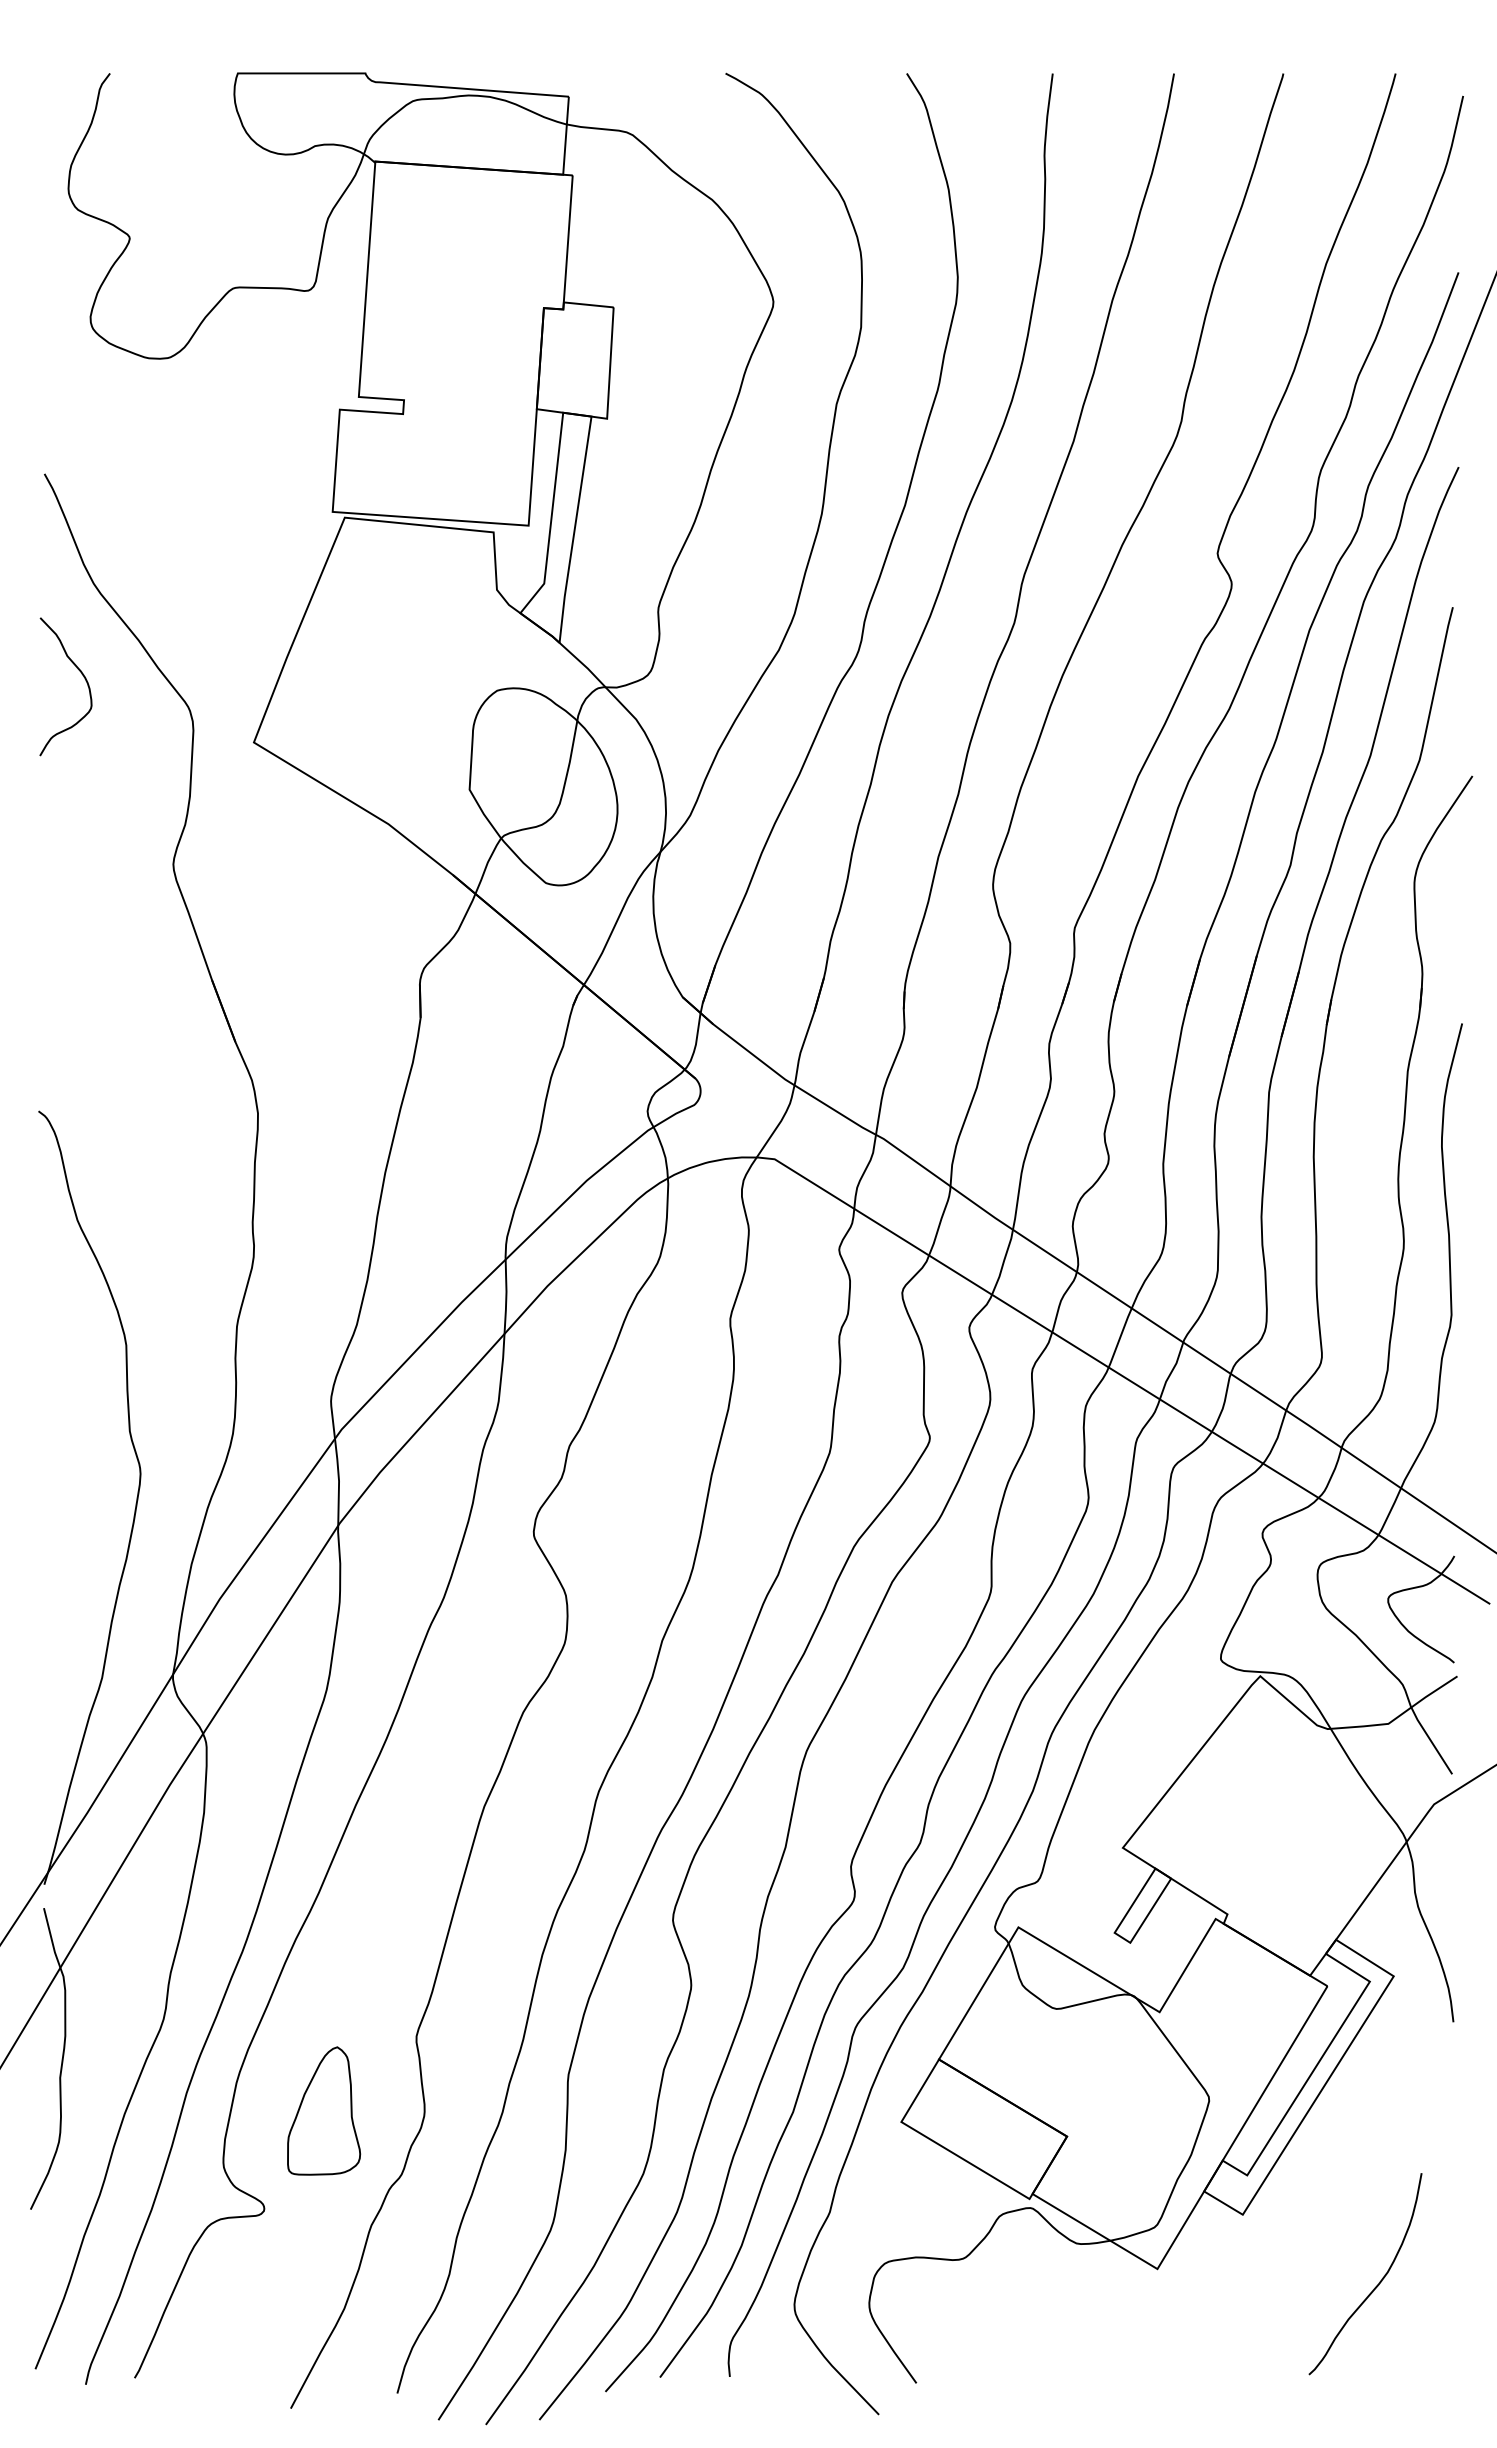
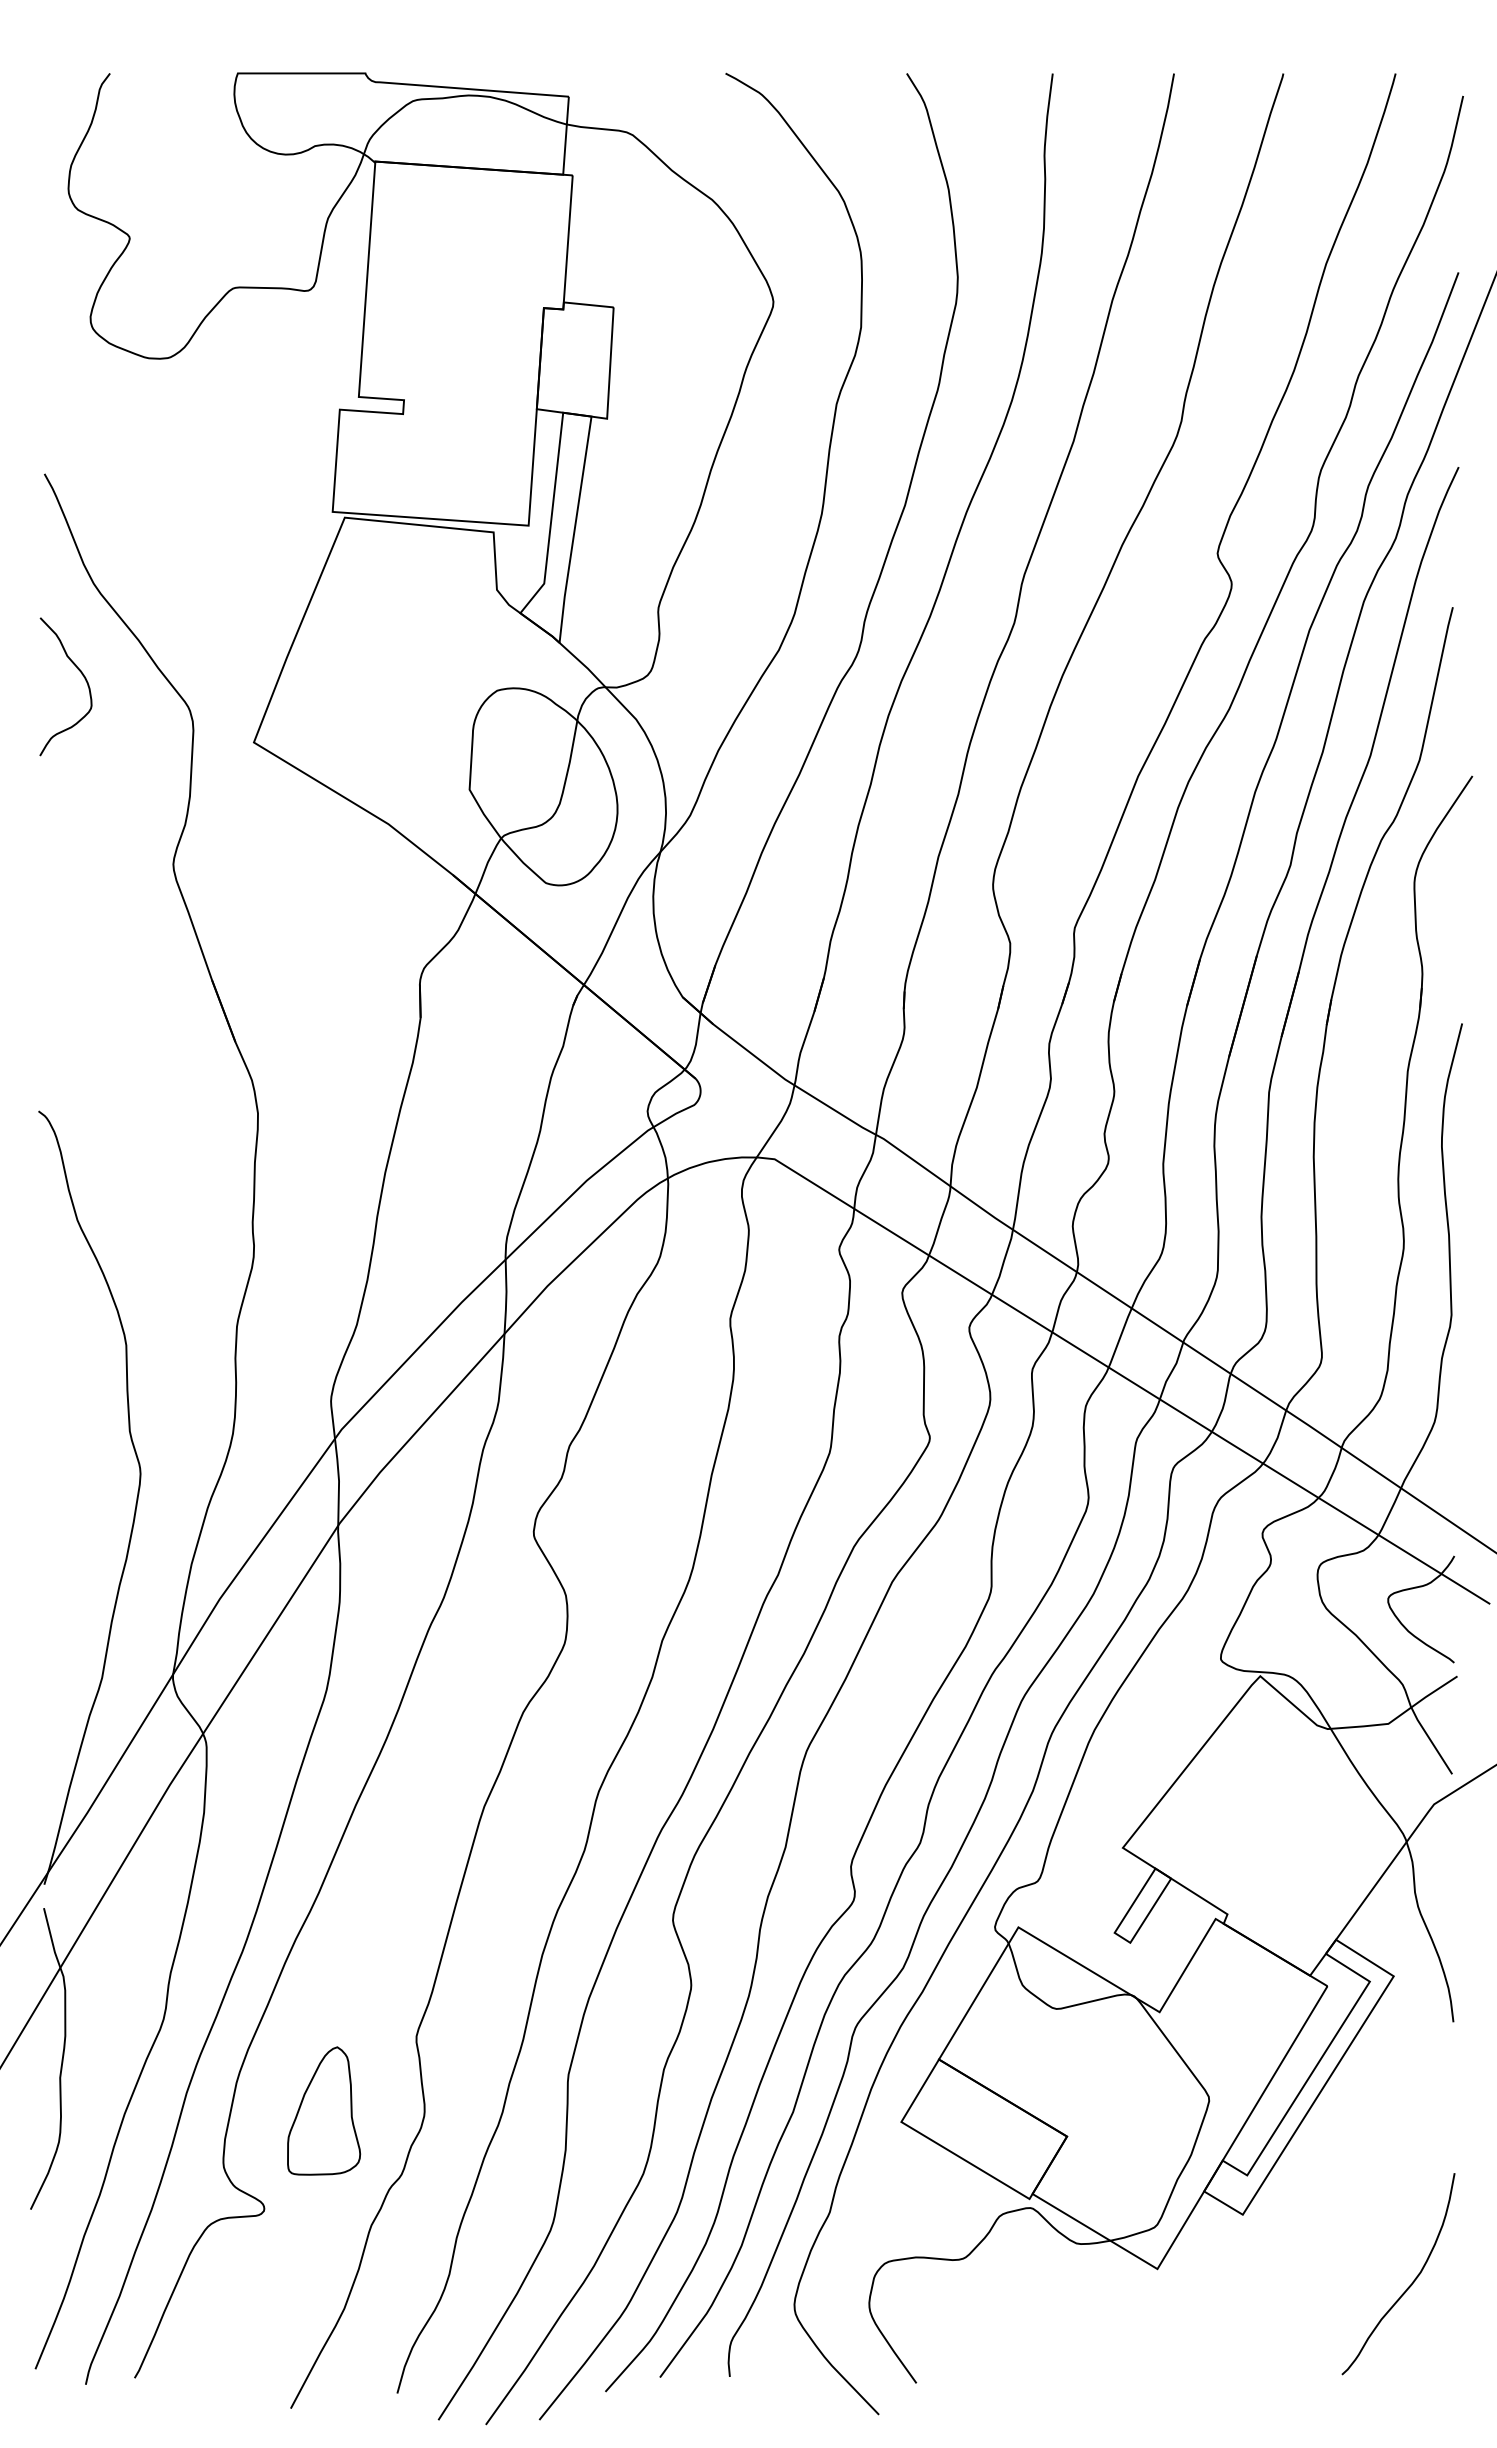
curve position: (1376, 2285) -> (1409, 2285) (1409, 2285)
